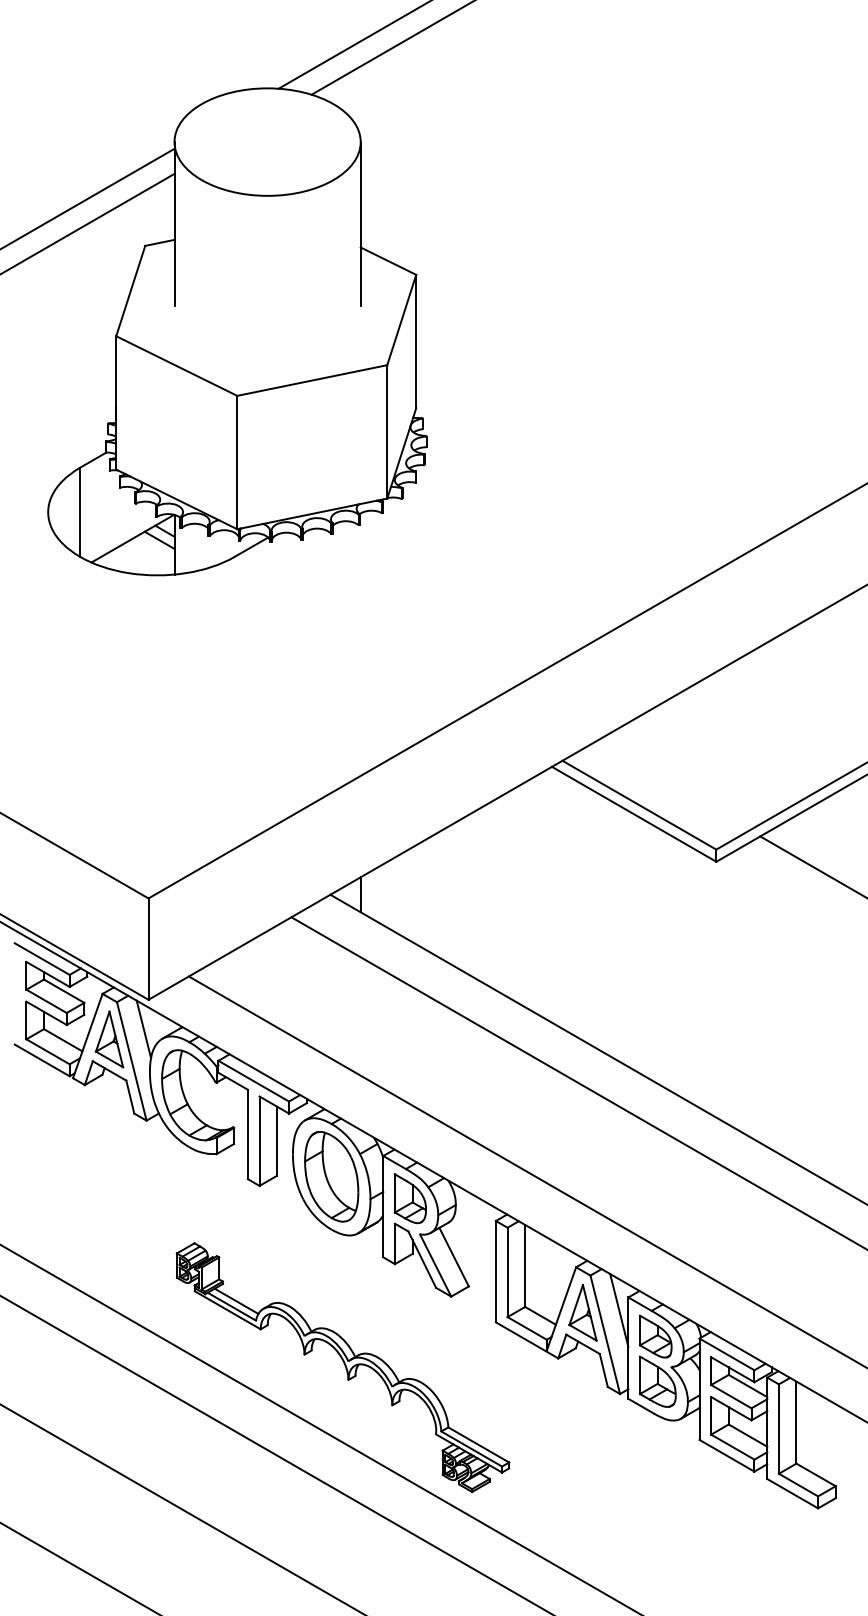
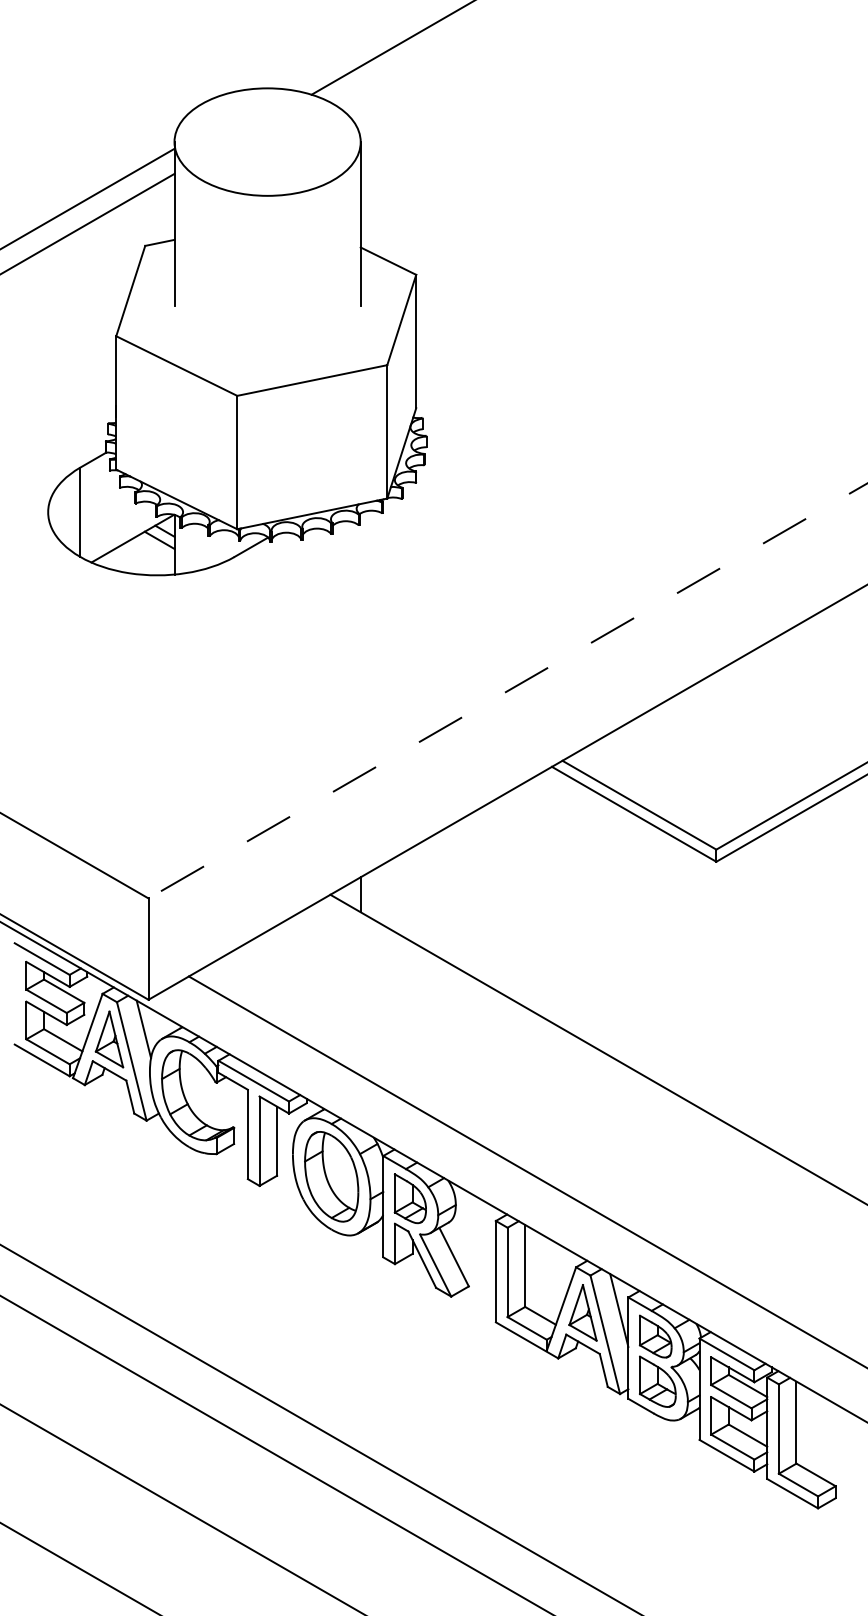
line: present -> none (353, 45)
line: solid -> dashed (507, 691)
line: present -> none (812, 866)
line: present -> none (577, 1082)
part: present -> none (342, 1367)
